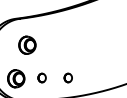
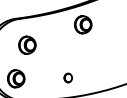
part: none -> present (83, 24)
part: present -> none (41, 77)
